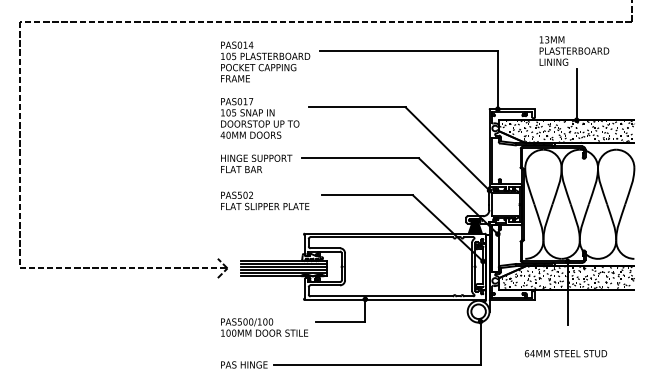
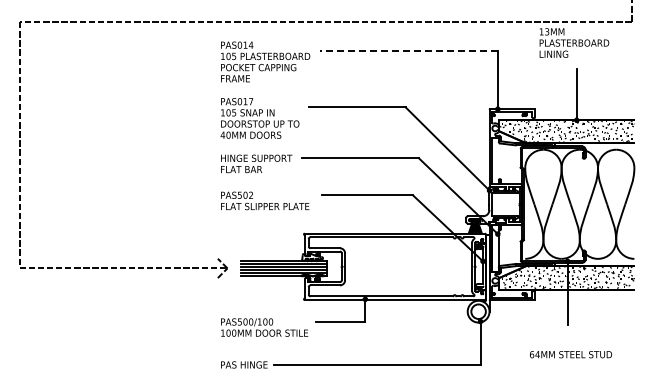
text position: (574, 50) -> (574, 42) (574, 42)
line: solid -> dashed (408, 51)
text position: (566, 353) -> (571, 354) (571, 354)
